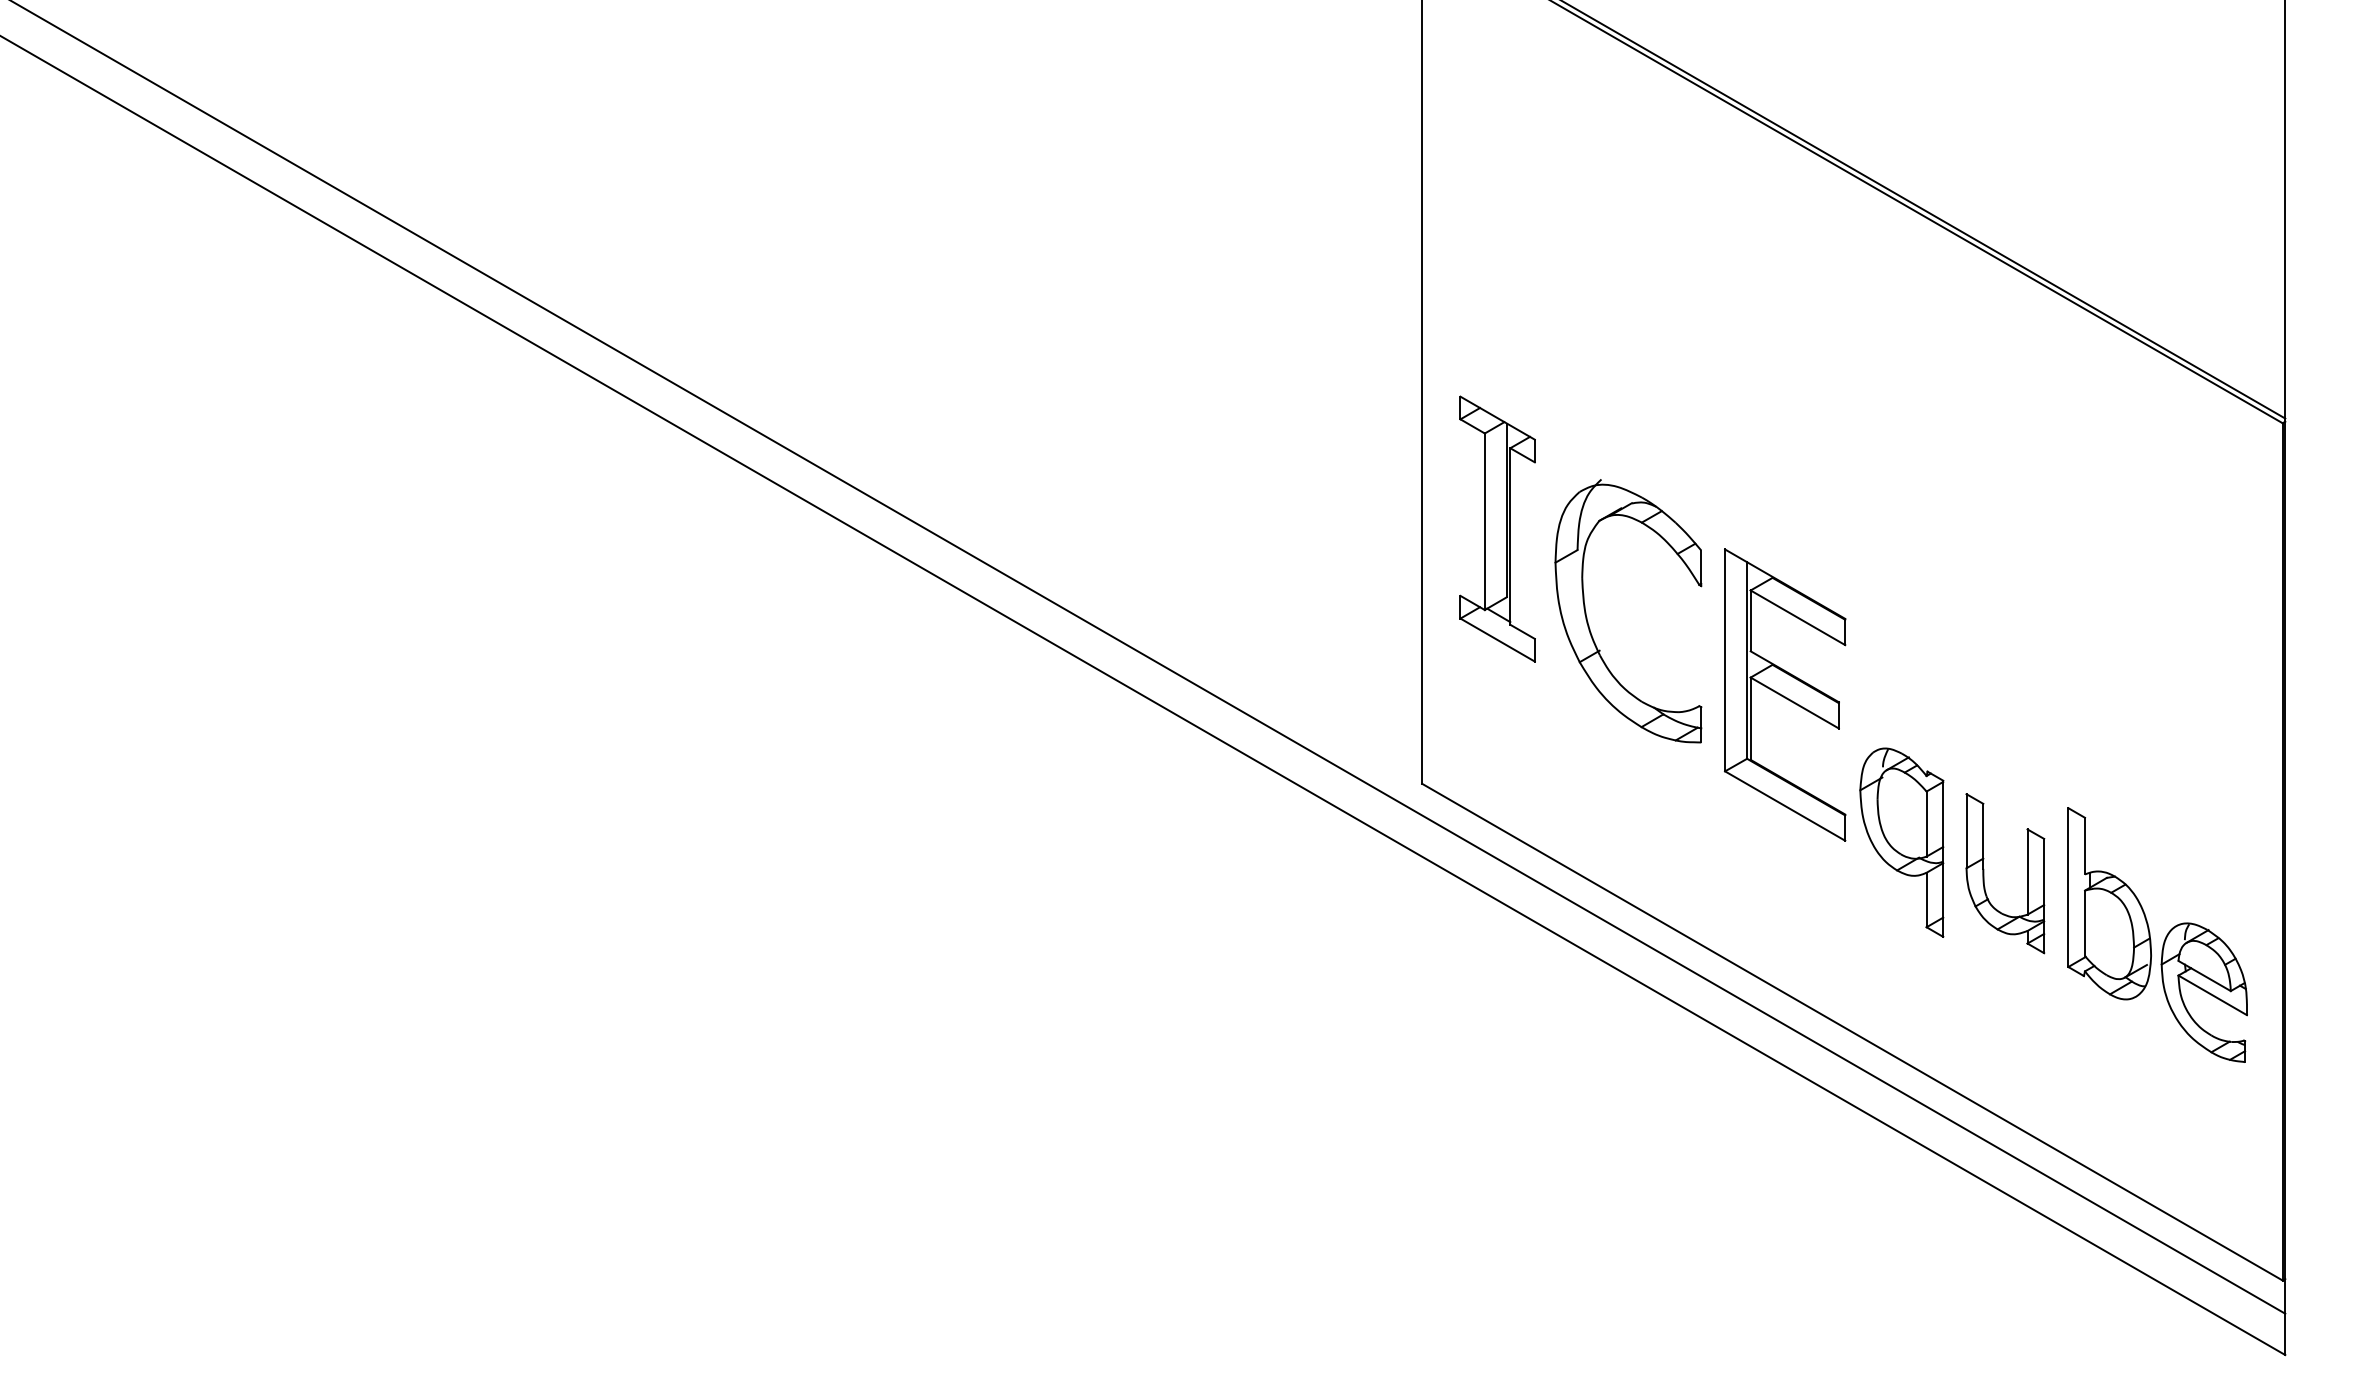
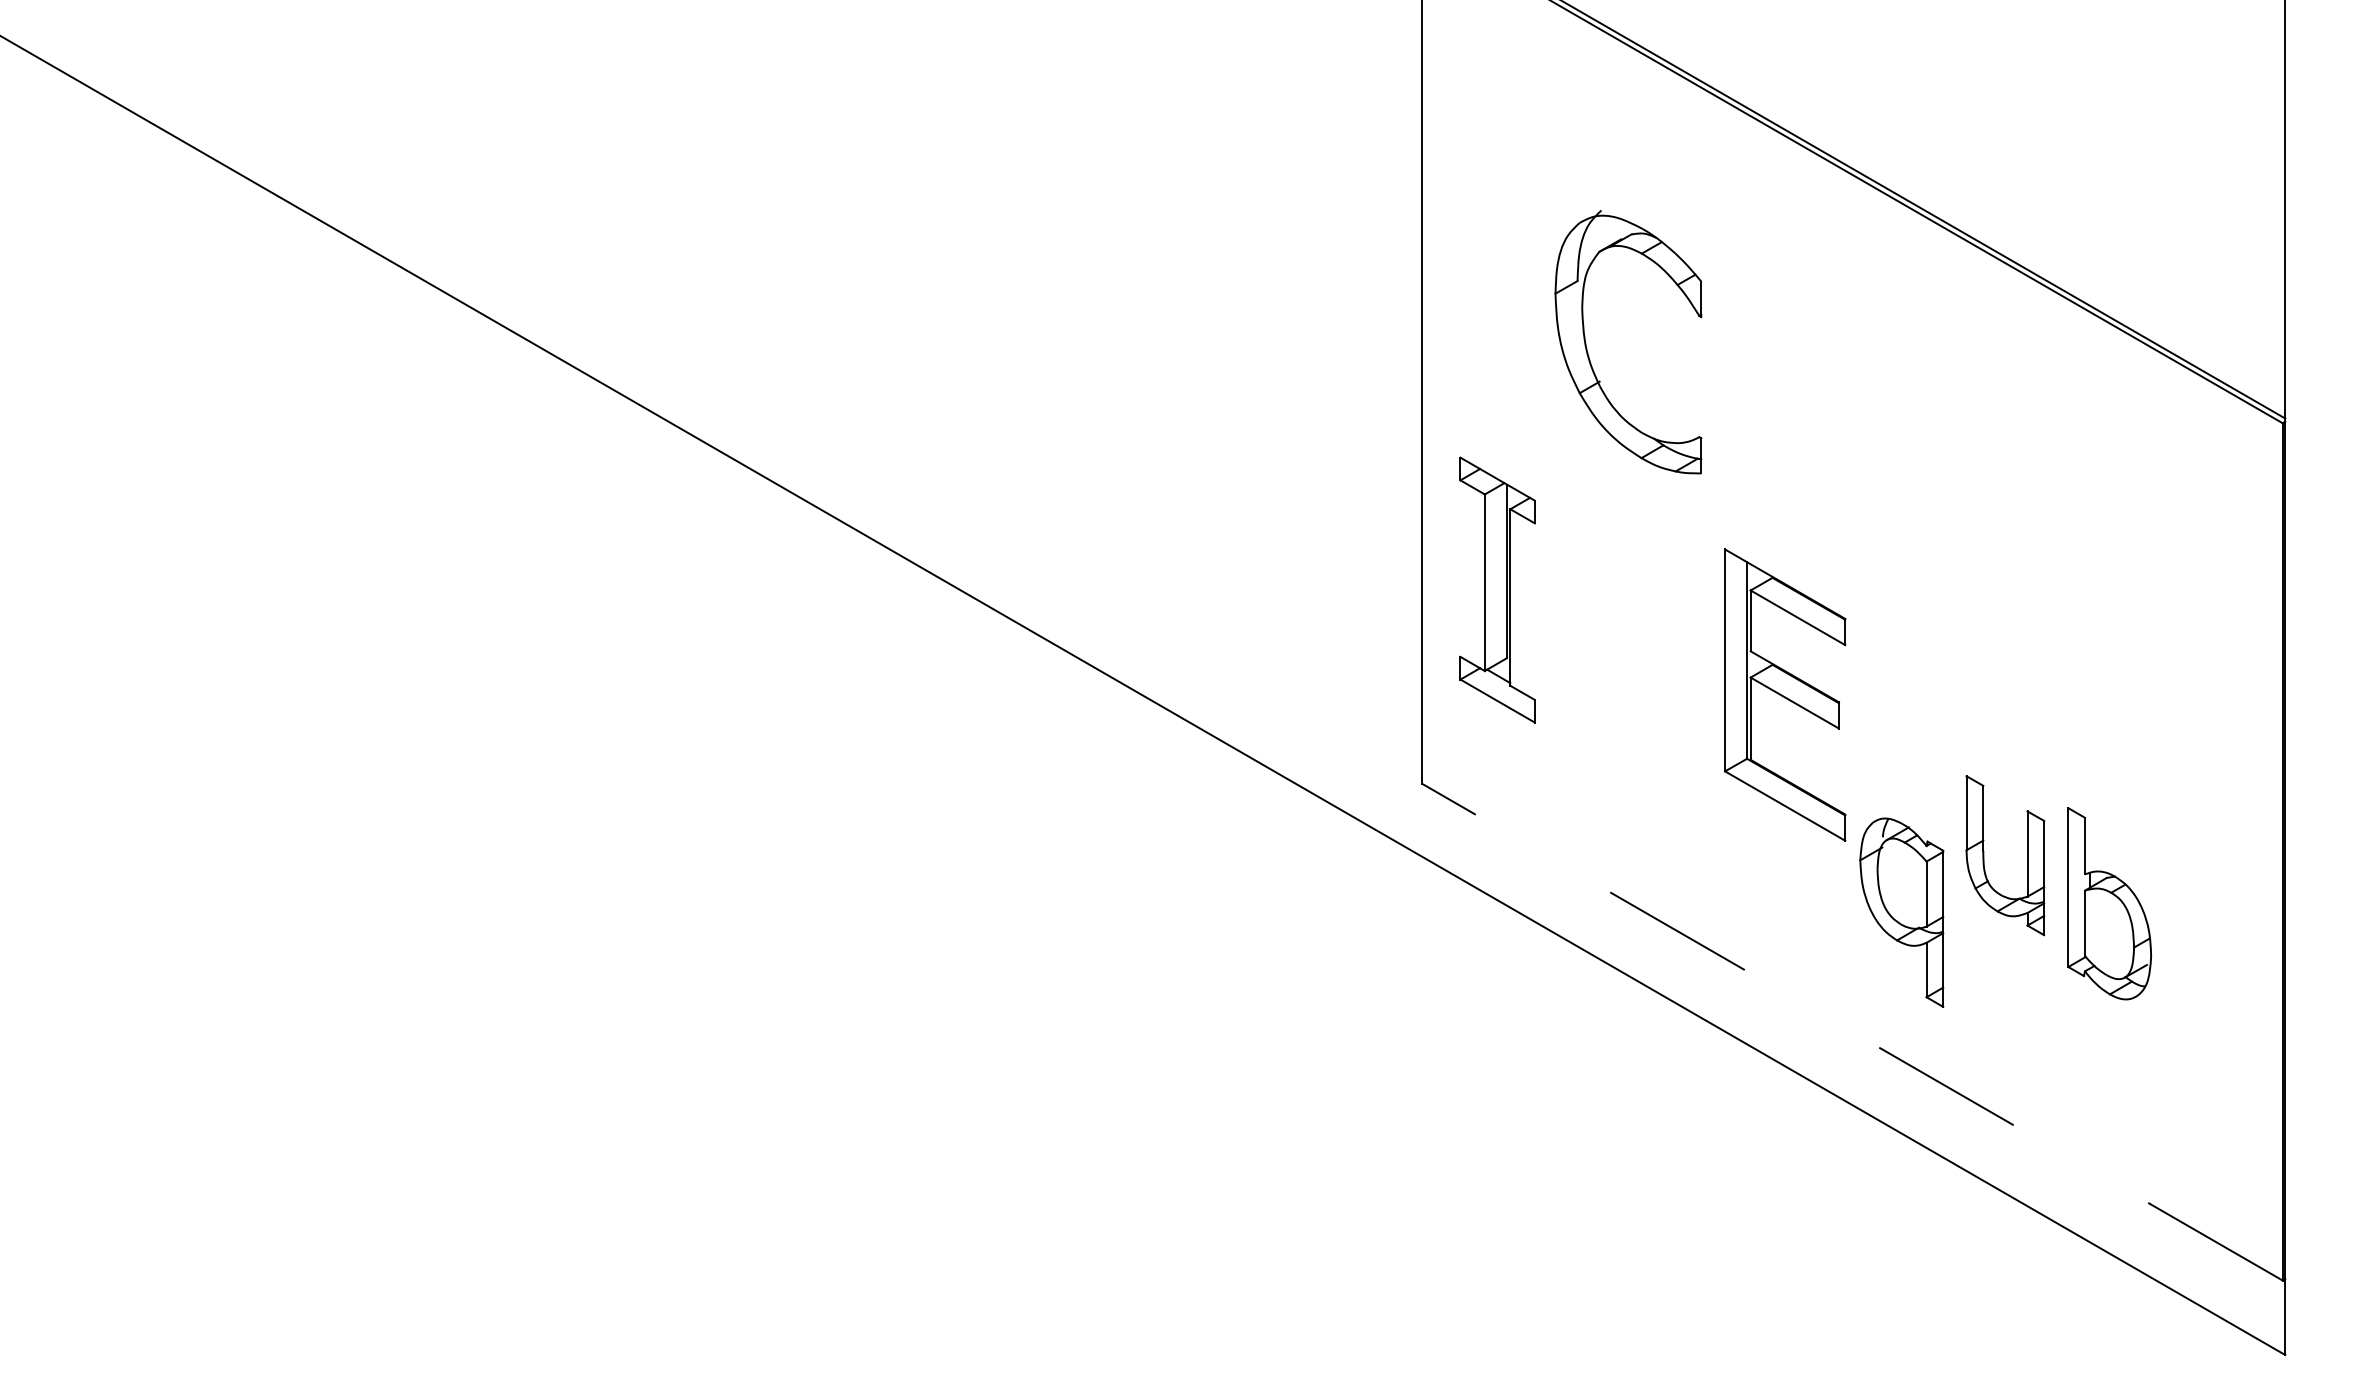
part position: (1497, 528) -> (1497, 589) (1497, 589)
part position: (1588, 621) -> (1588, 352) (1588, 352)
line: present -> none (1149, 657)
part position: (1901, 842) -> (1901, 912) (1901, 912)
part position: (1984, 873) -> (1984, 855) (1984, 855)
part: present -> none (2203, 992)
line: solid -> dashed (1852, 1032)
